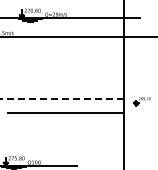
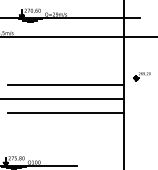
line: none -> present (65, 84)
line: dashed -> solid (61, 98)
part position: (141, 101) -> (141, 76) (141, 76)
